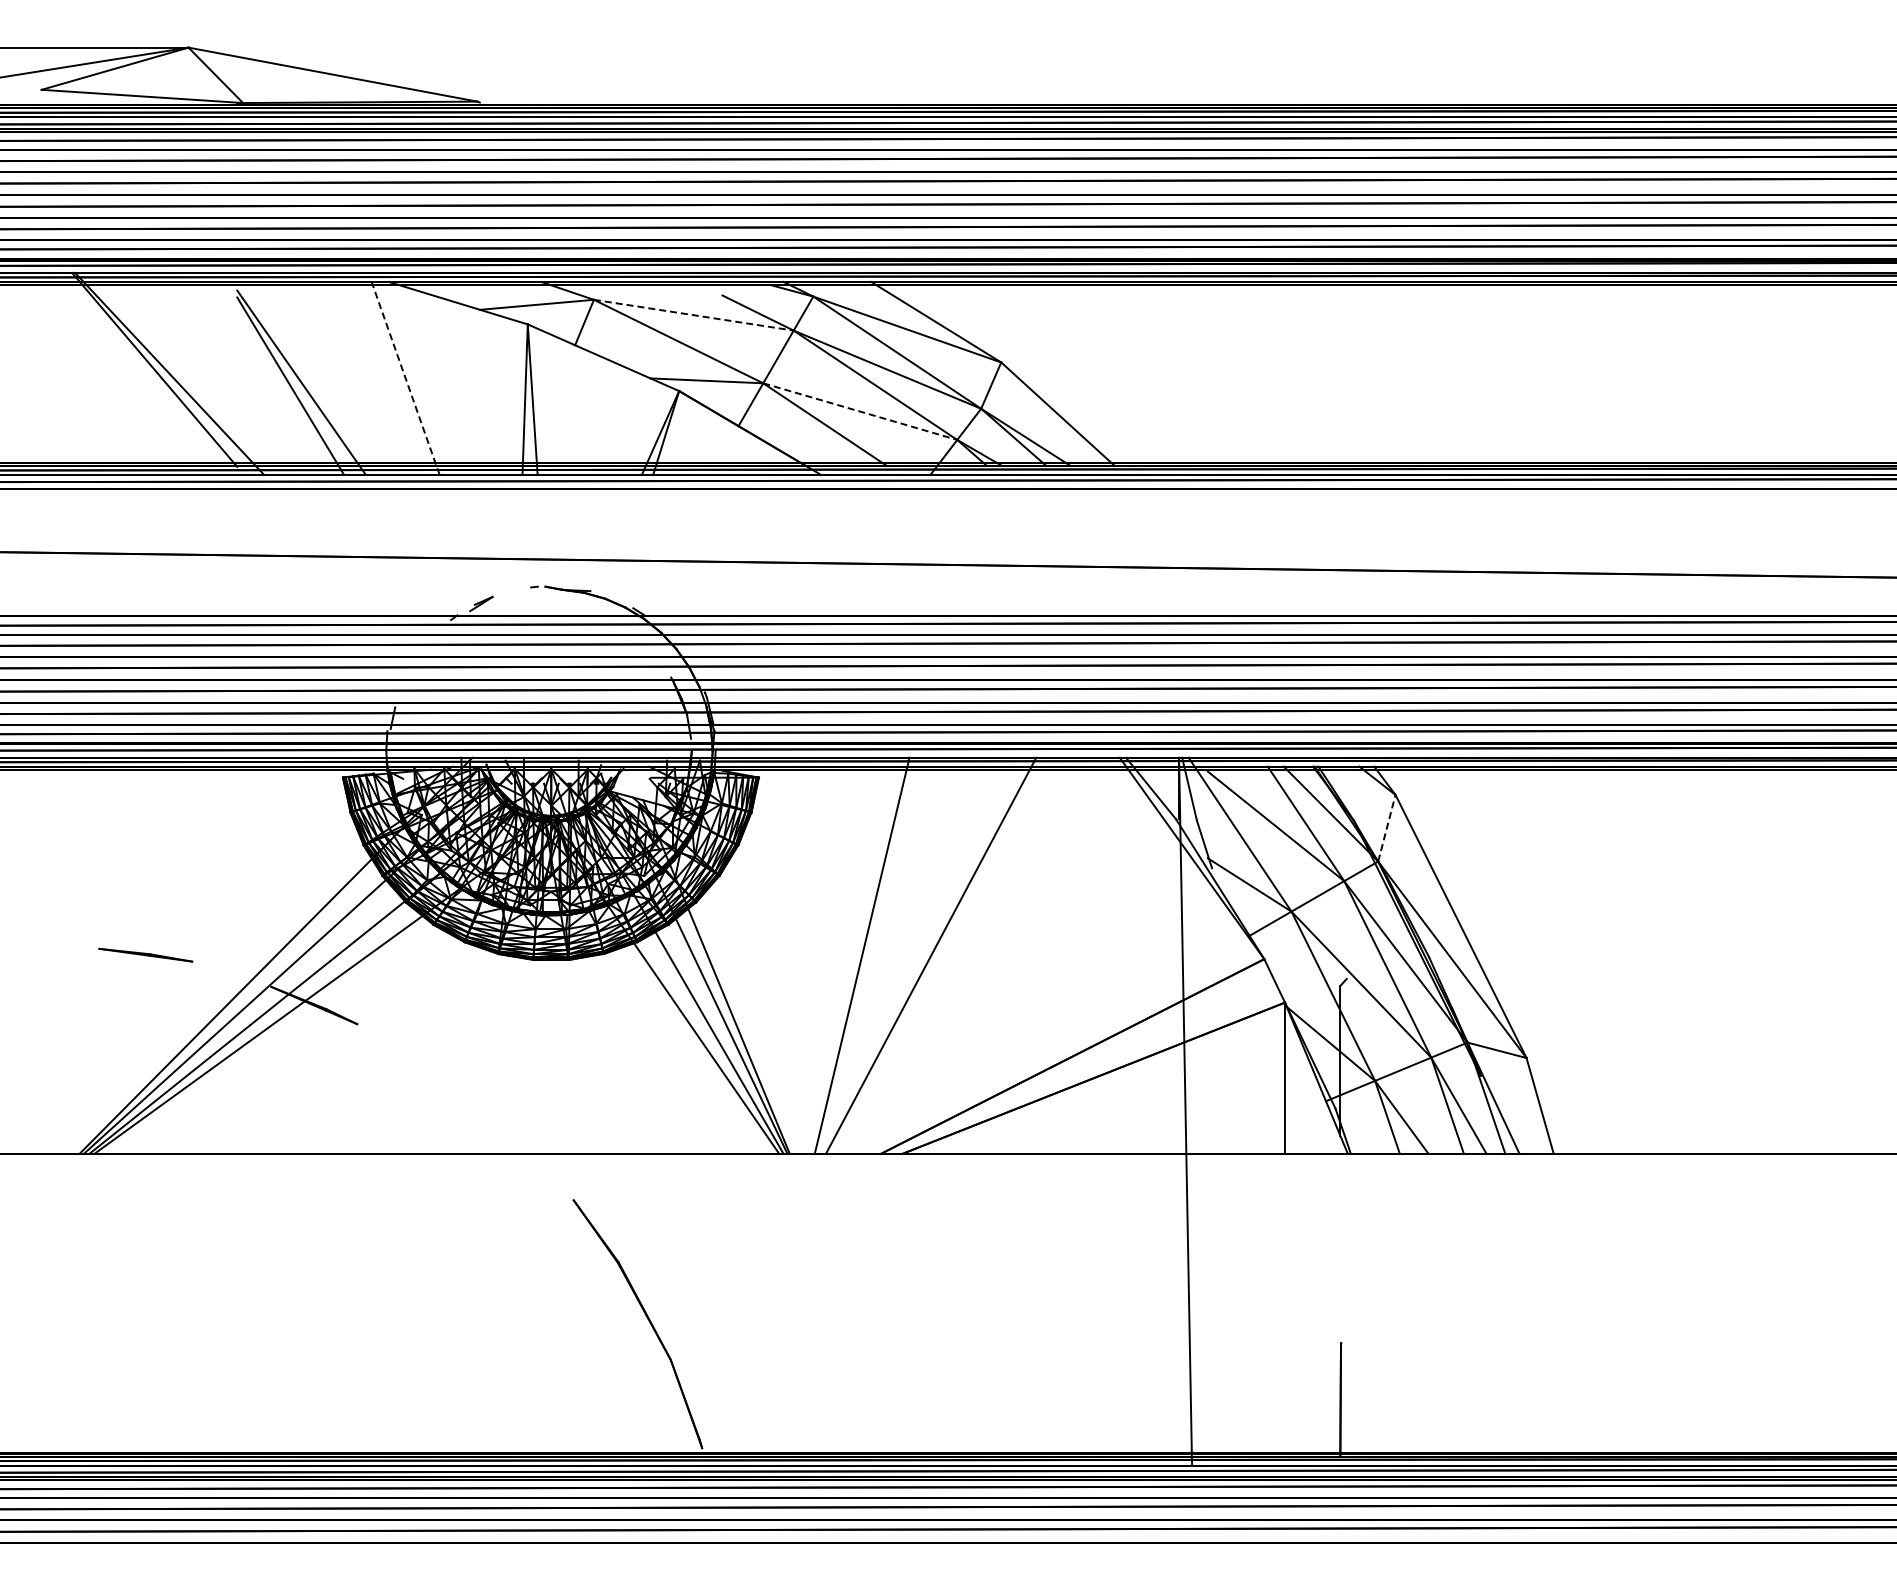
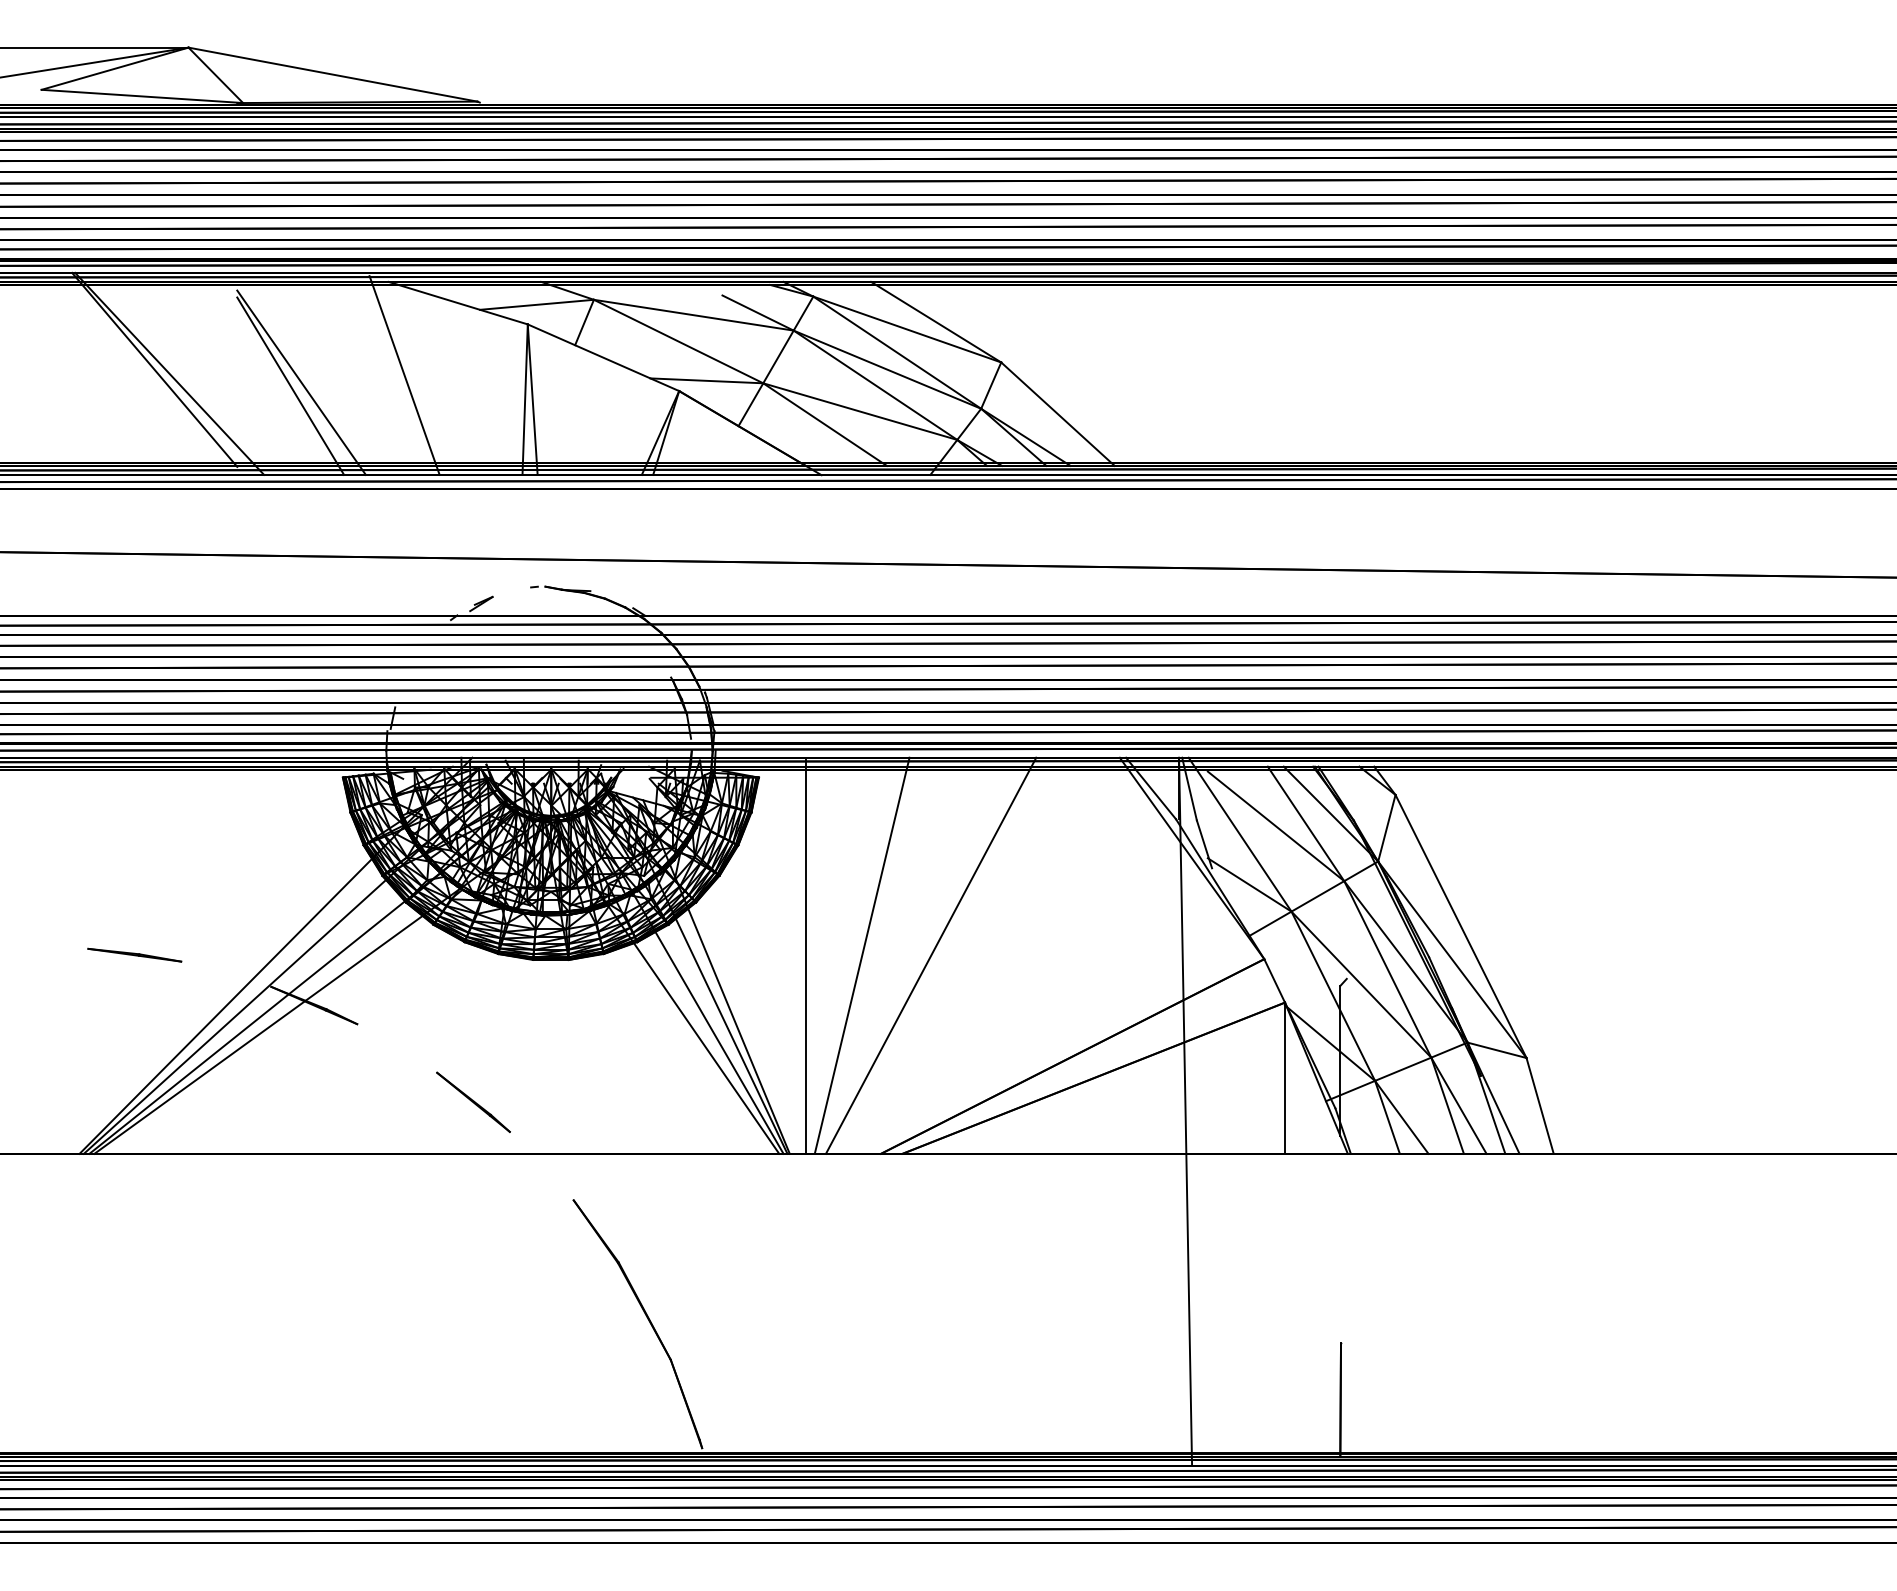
line: dashed -> solid (694, 315)
line: dashed -> solid (404, 375)
line: dashed -> solid (860, 411)
line: dashed -> solid (1386, 827)
line position: (145, 954) -> (134, 954) (134, 954)
line: none -> present (805, 955)
line: none -> present (473, 1101)
